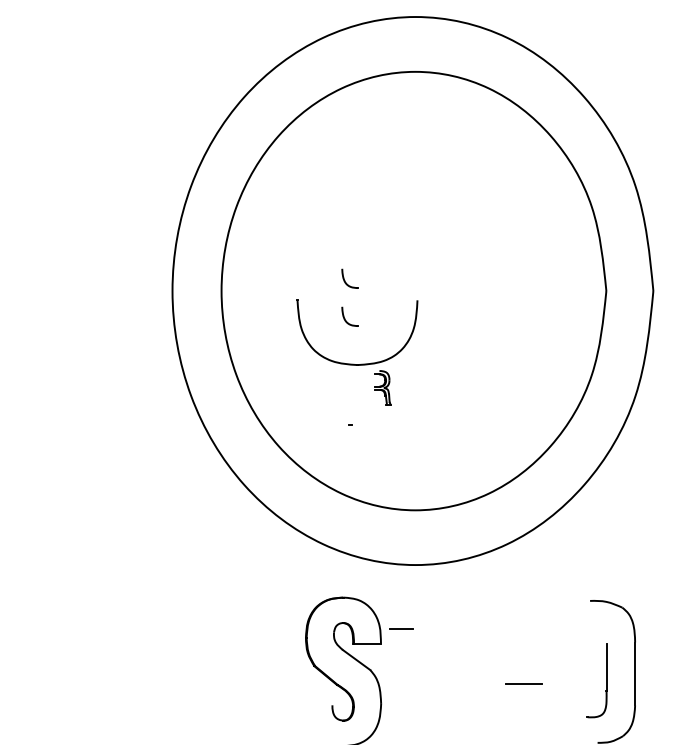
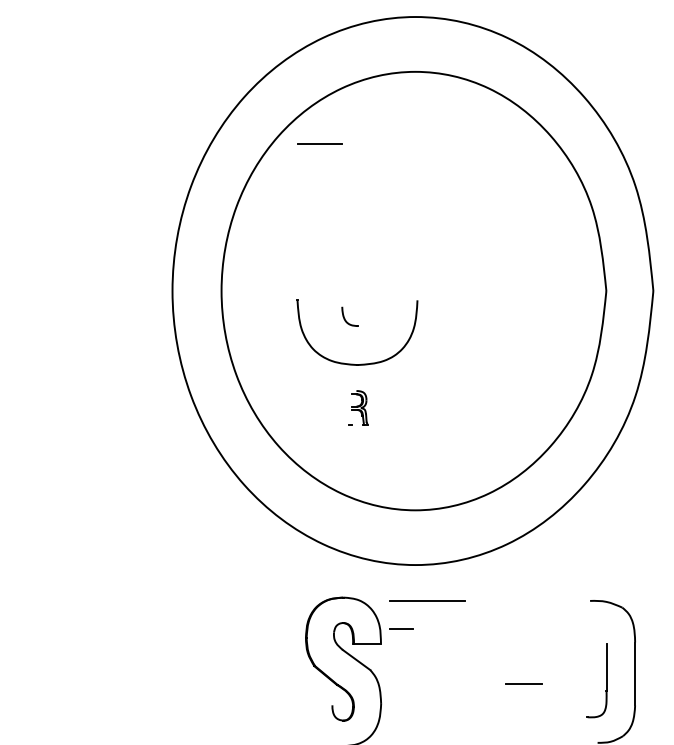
line: none -> present (319, 144)
part: present -> none (349, 278)
part position: (382, 387) -> (359, 407) (359, 407)
line: none -> present (427, 600)
